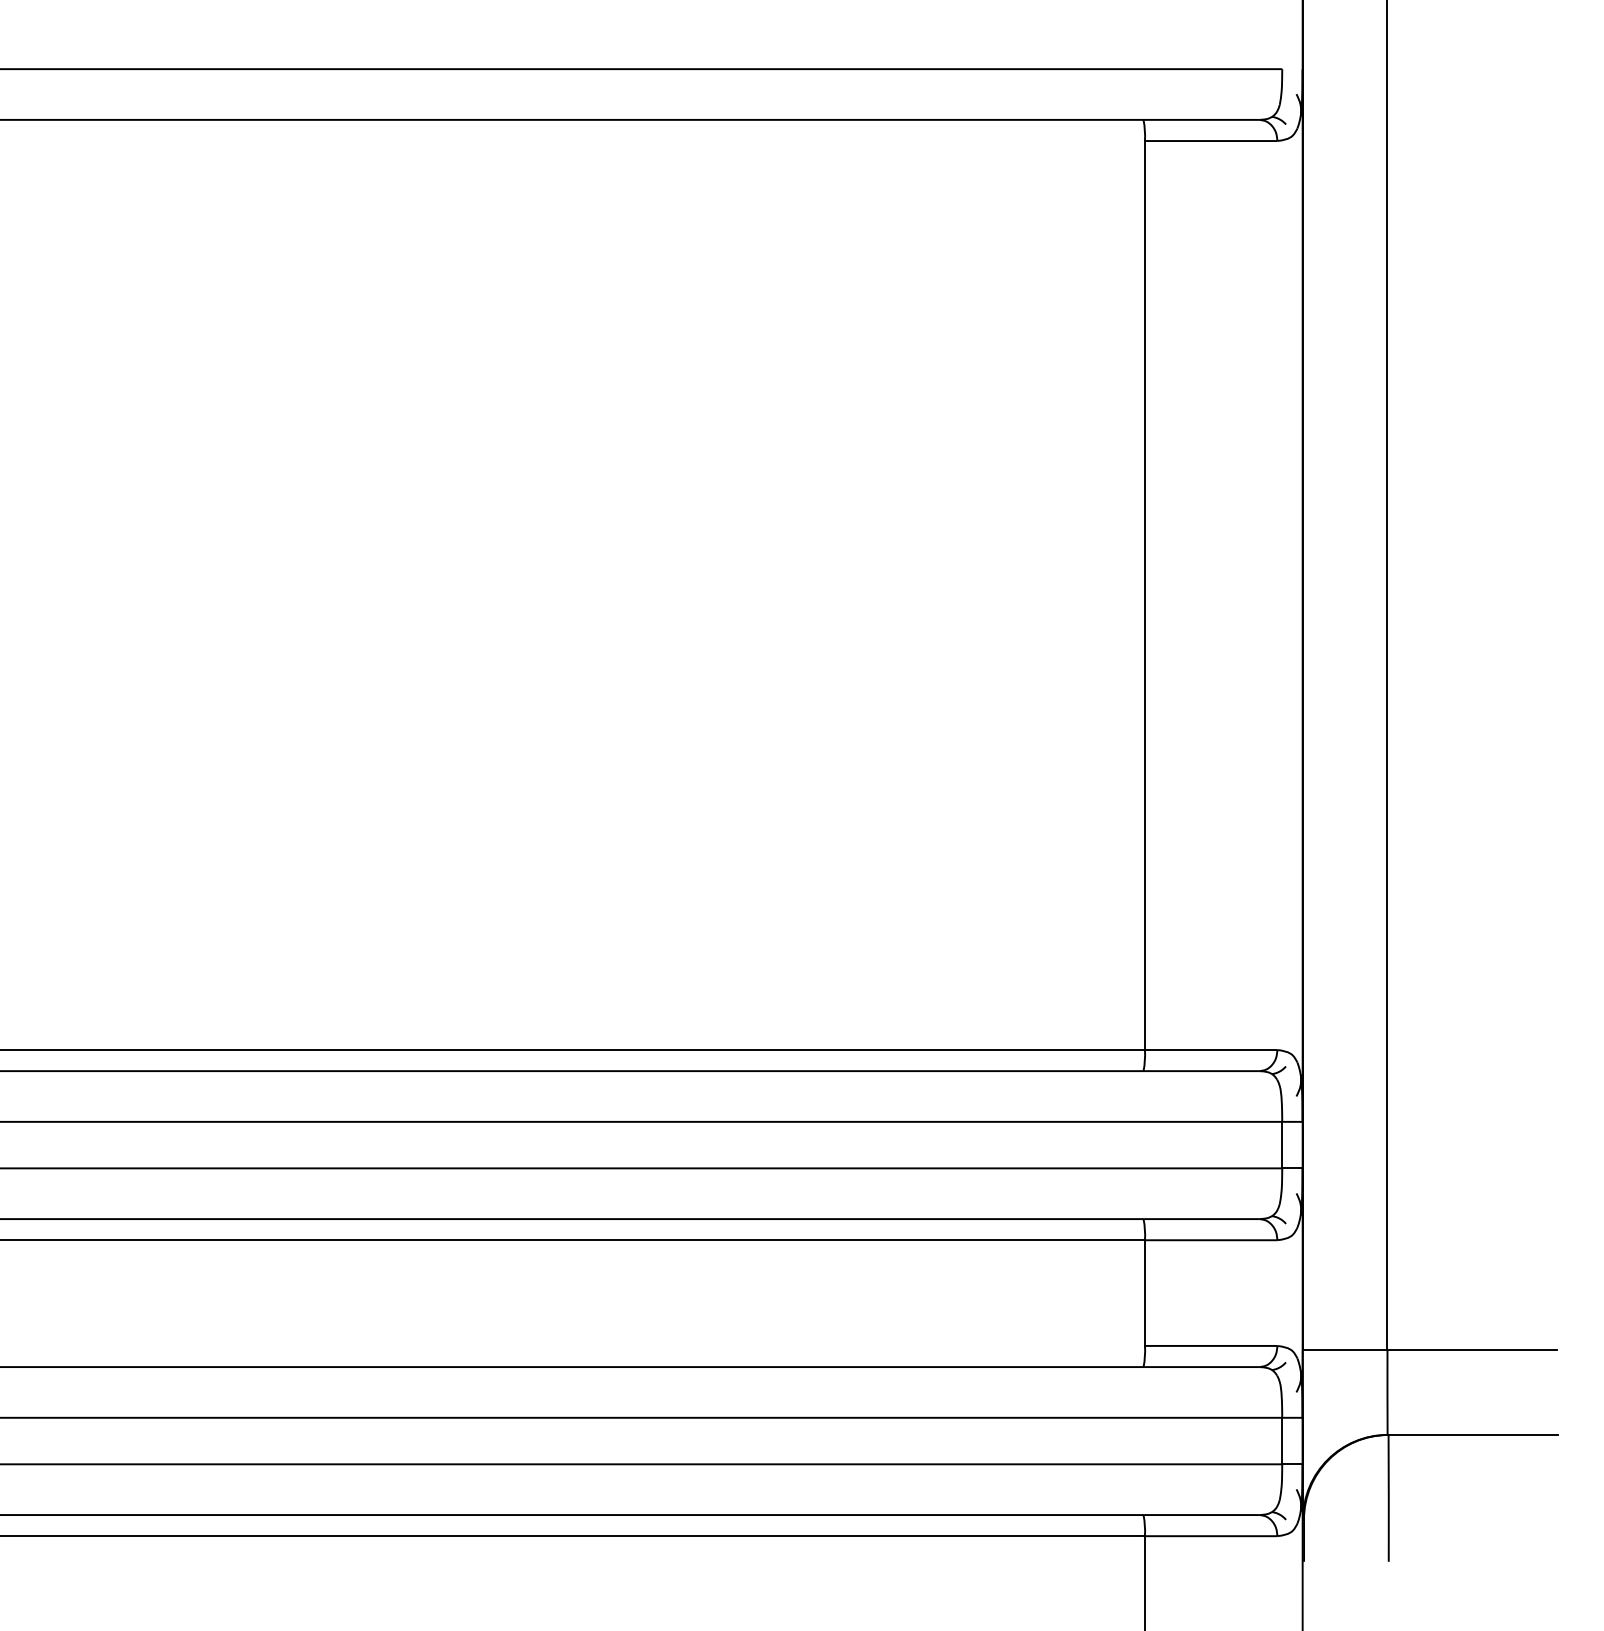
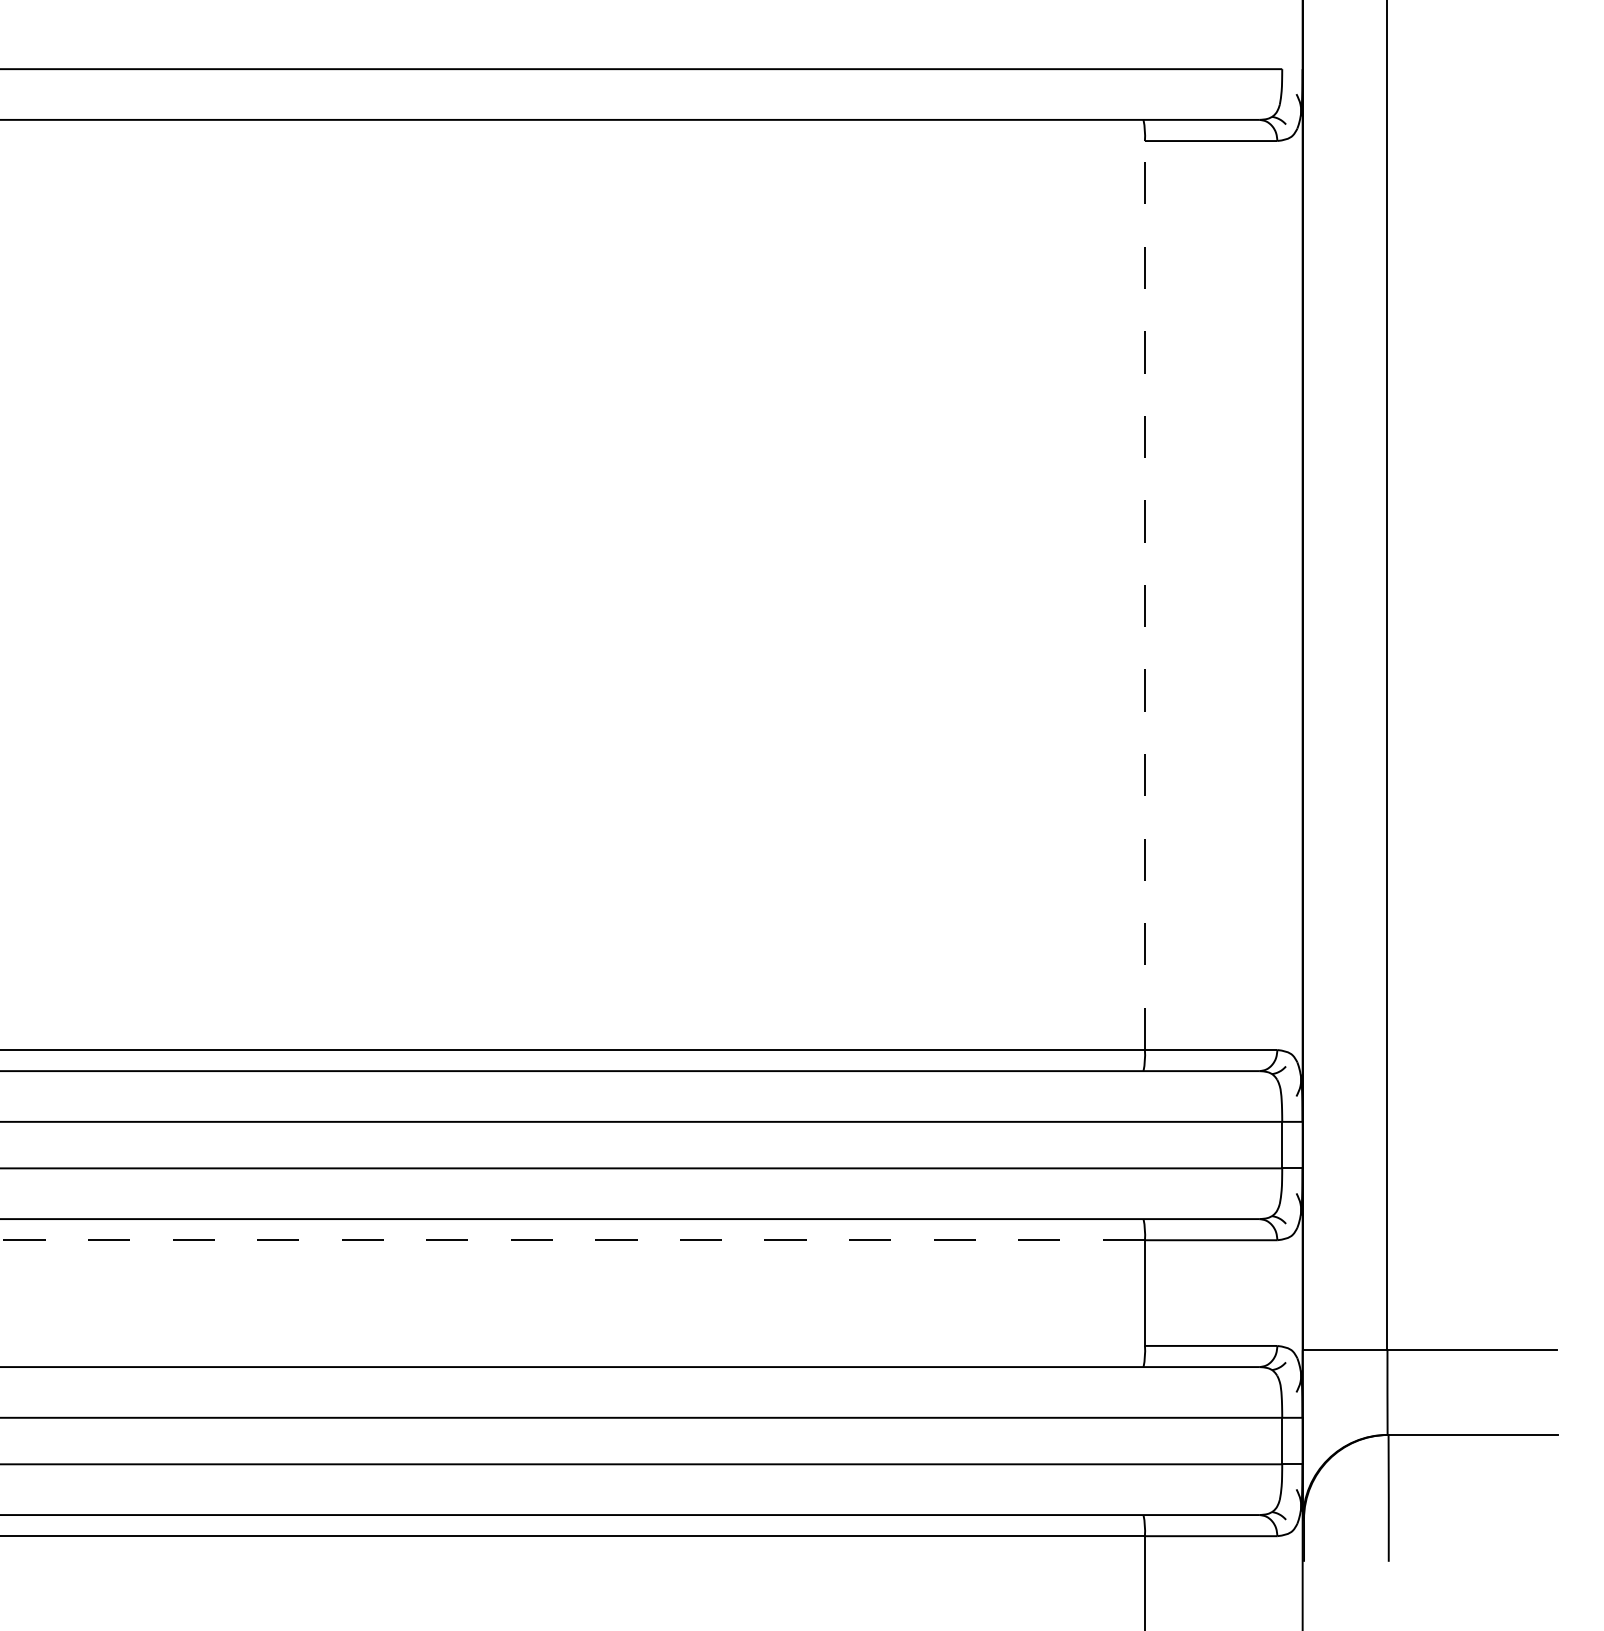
line: solid -> dashed (1144, 595)
line: solid -> dashed (572, 1240)
